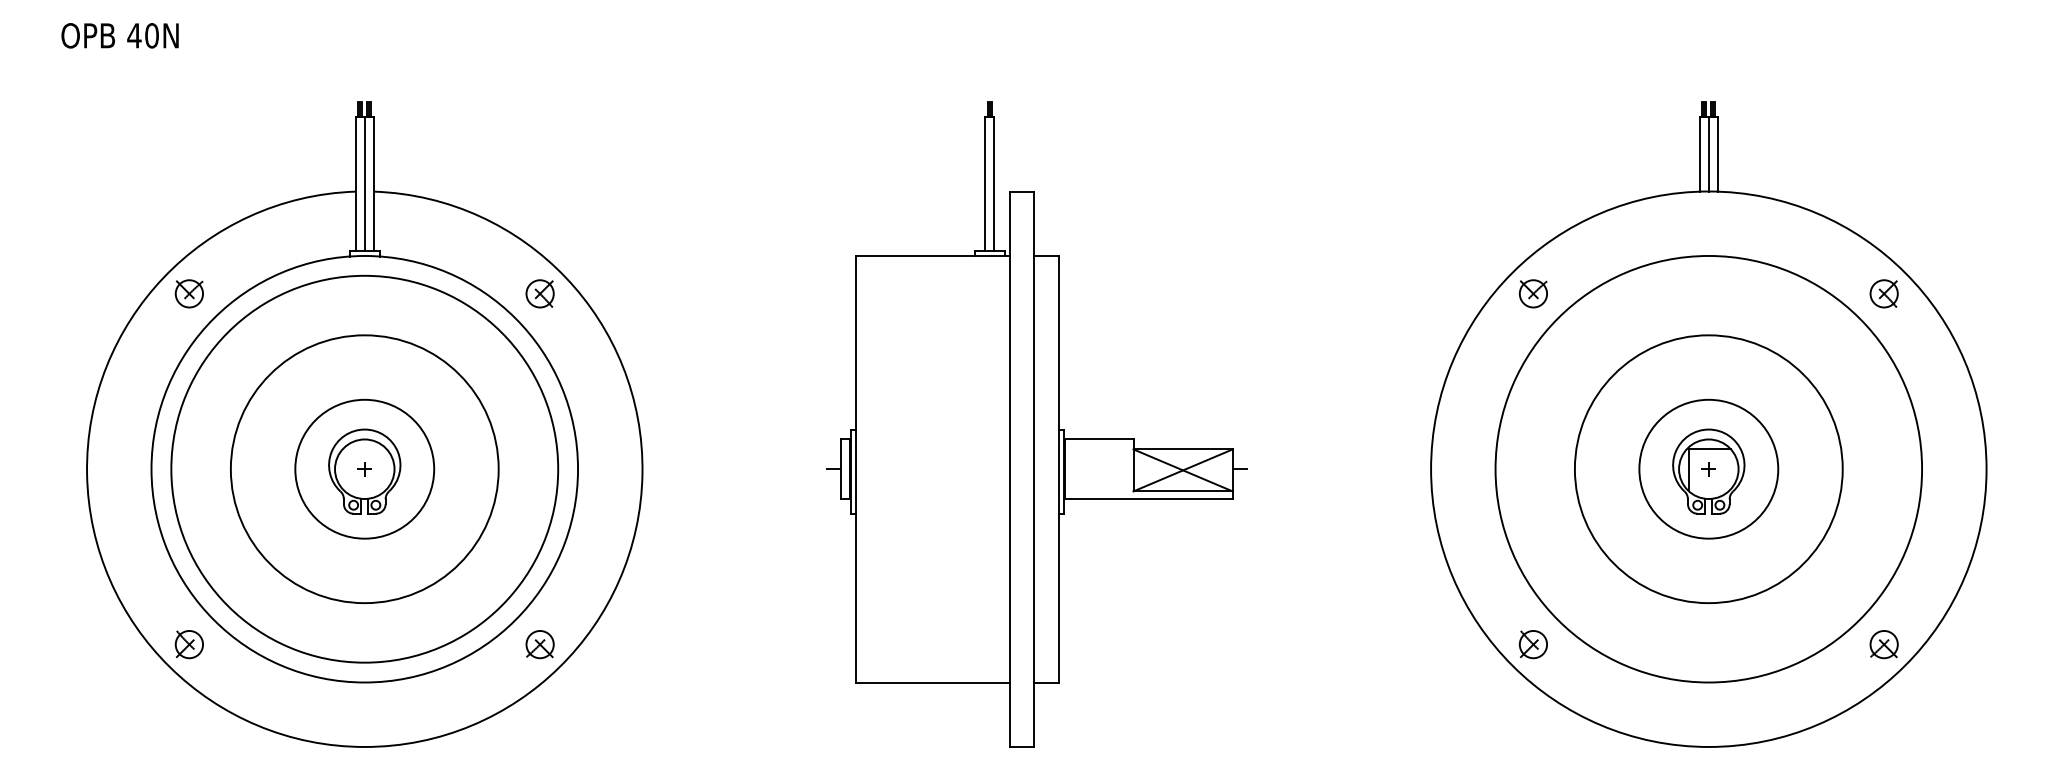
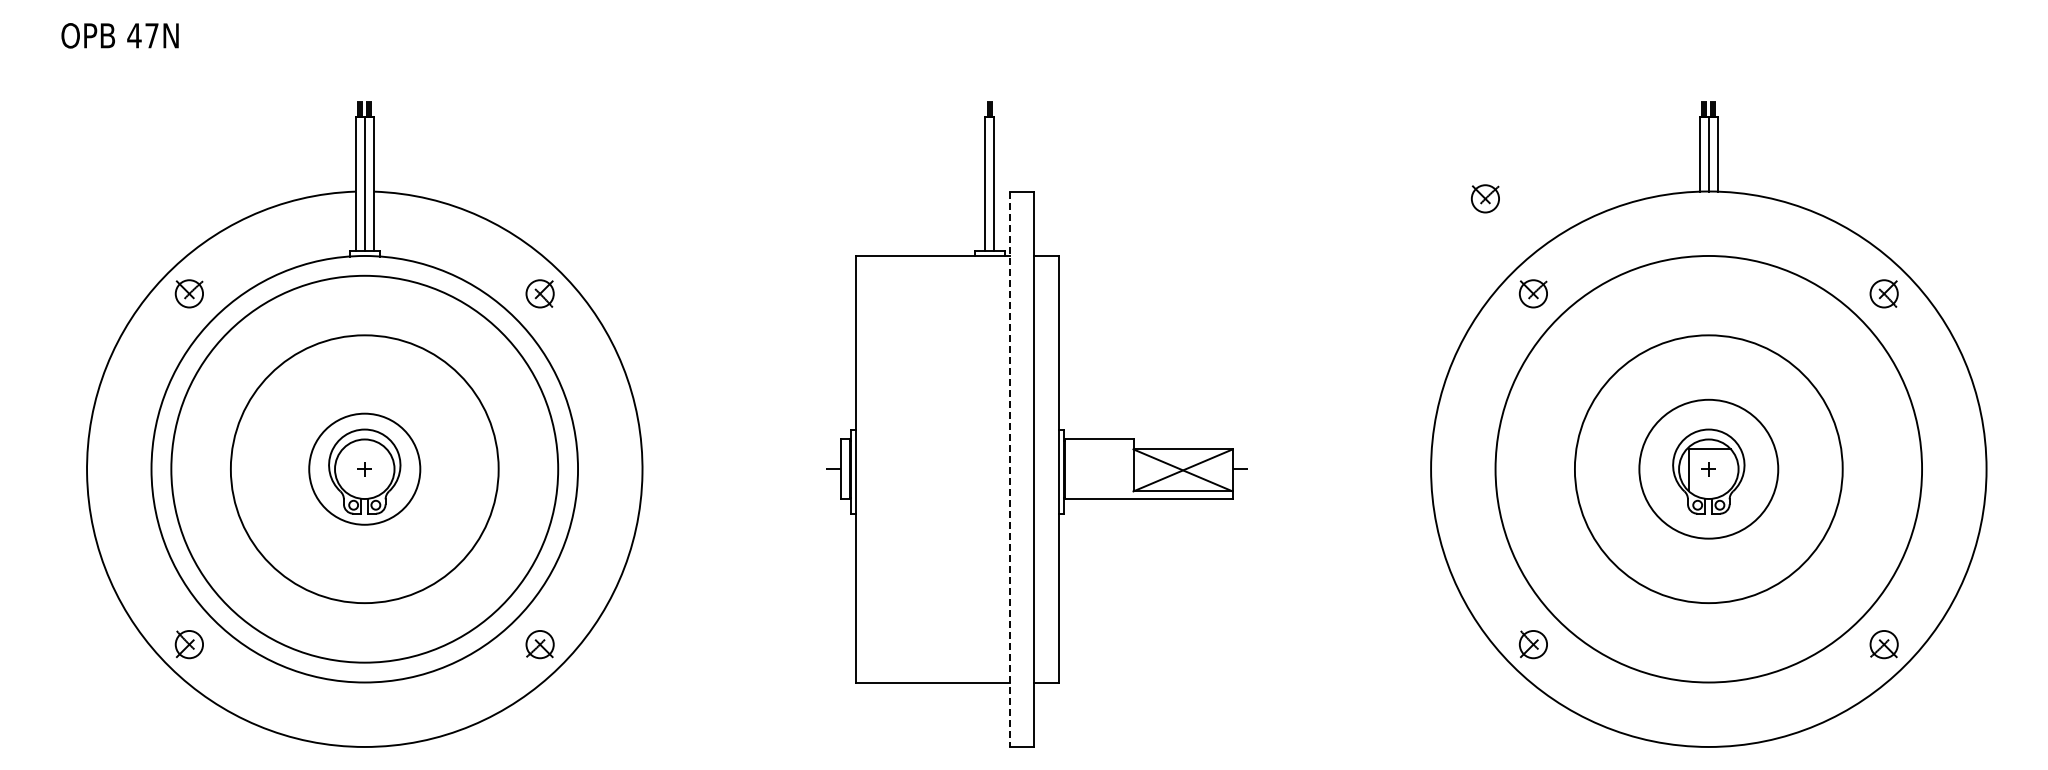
text: 40N -> 47N (151, 35)
part: none -> present (1484, 198)
circle diameter: 139 px -> 111 px (364, 468)
line: solid -> dashed (1009, 469)
